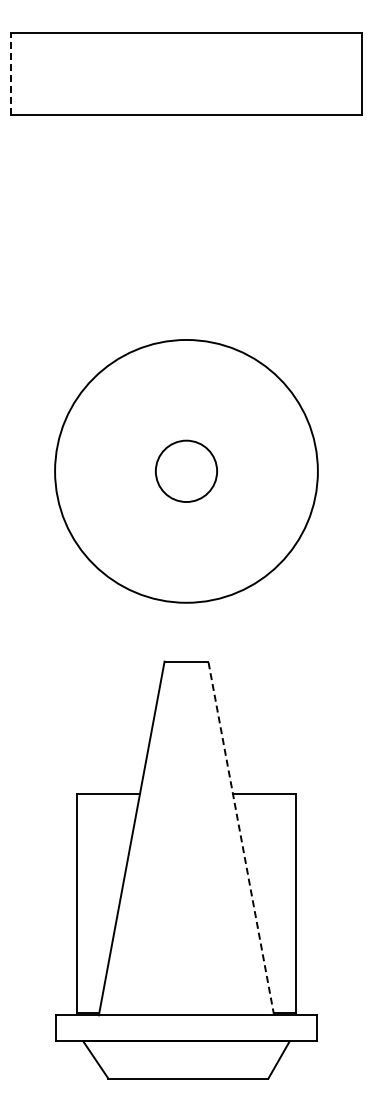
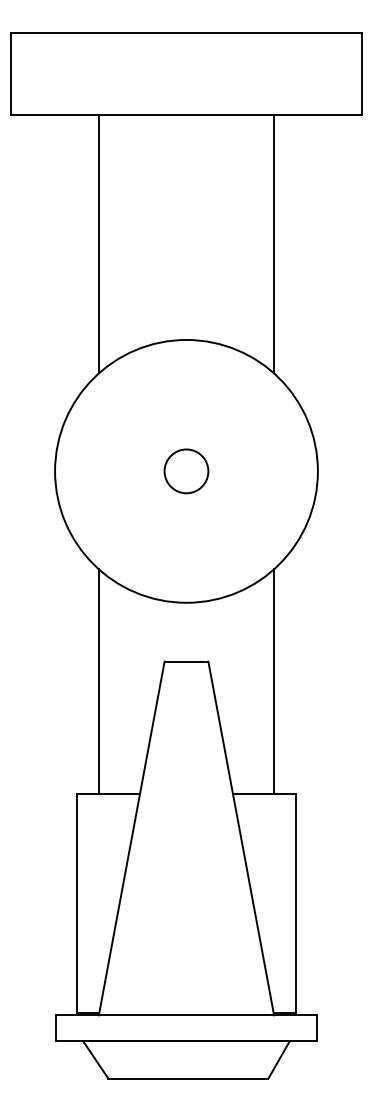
line: dashed -> solid (11, 73)
line: none -> present (98, 243)
line: none -> present (274, 243)
circle size: 64x64 px -> 47x47 px (186, 471)
line: none -> present (98, 681)
line: none -> present (274, 681)
line: dashed -> solid (241, 838)
